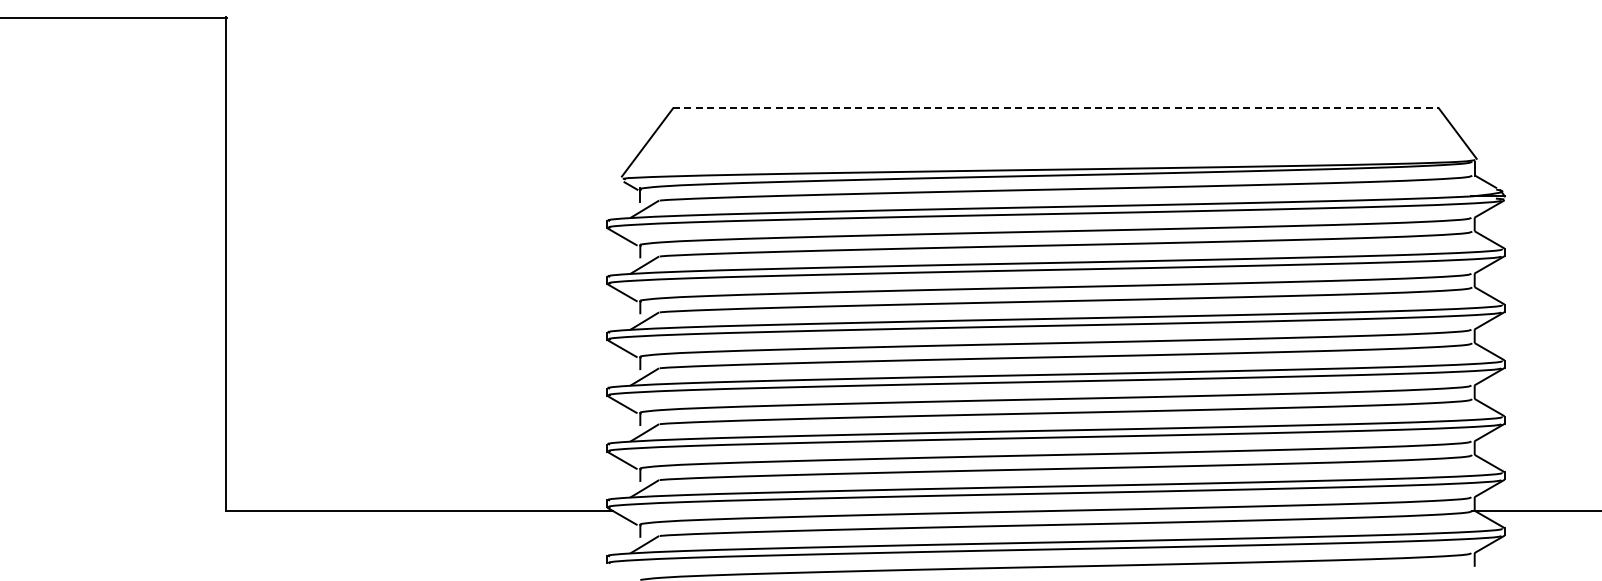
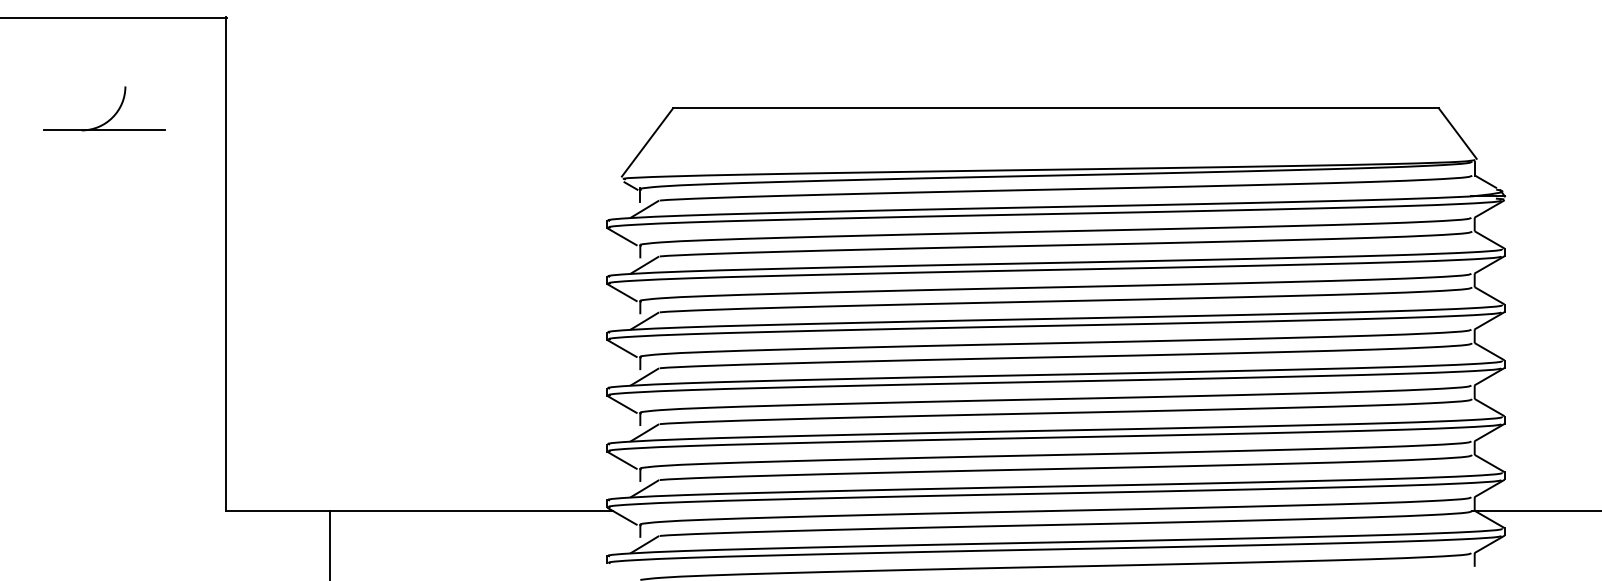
line: dashed -> solid (1055, 108)
part: none -> present (114, 113)
line: none -> present (329, 544)
